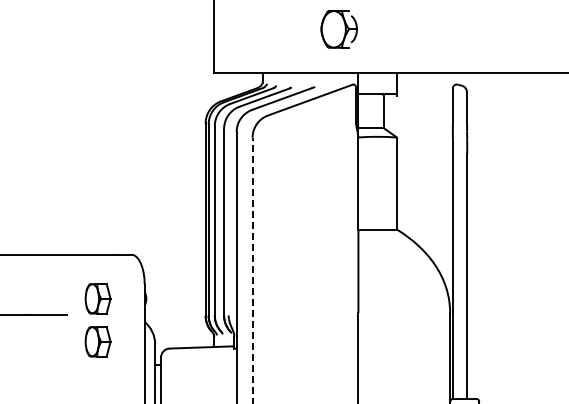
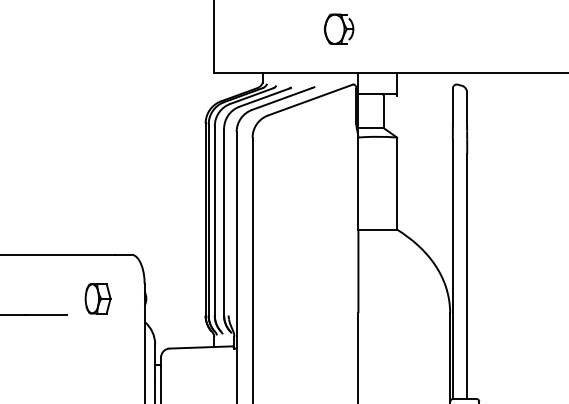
part size: 38x39 px -> 32x32 px (338, 28)
line: dashed -> solid (252, 270)
part: present -> none (97, 341)
